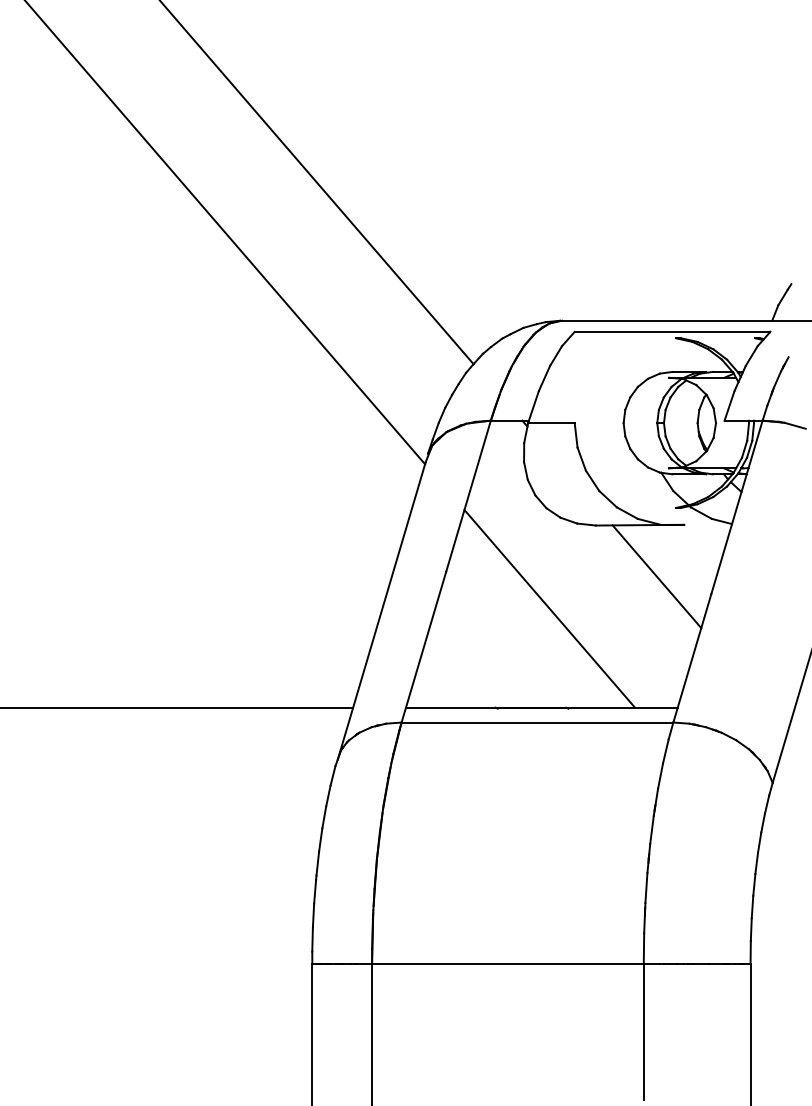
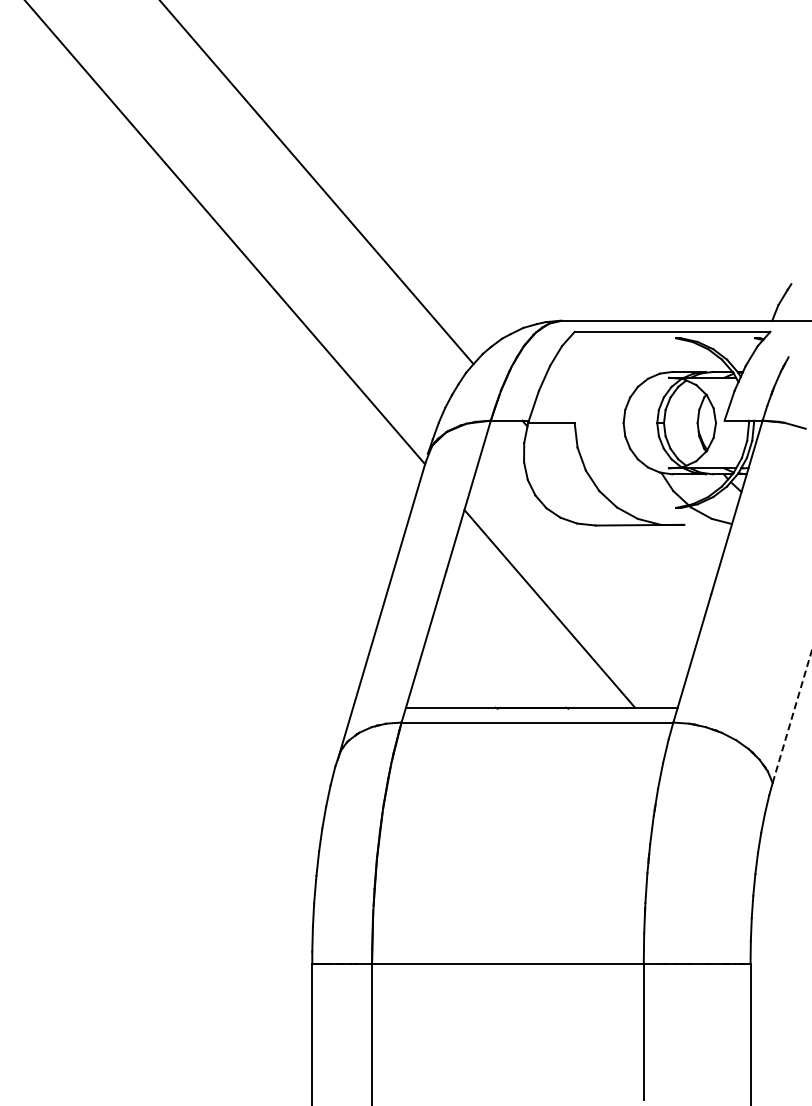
line: present -> none (656, 576)
line: present -> none (177, 707)
line: solid -> dashed (792, 716)
